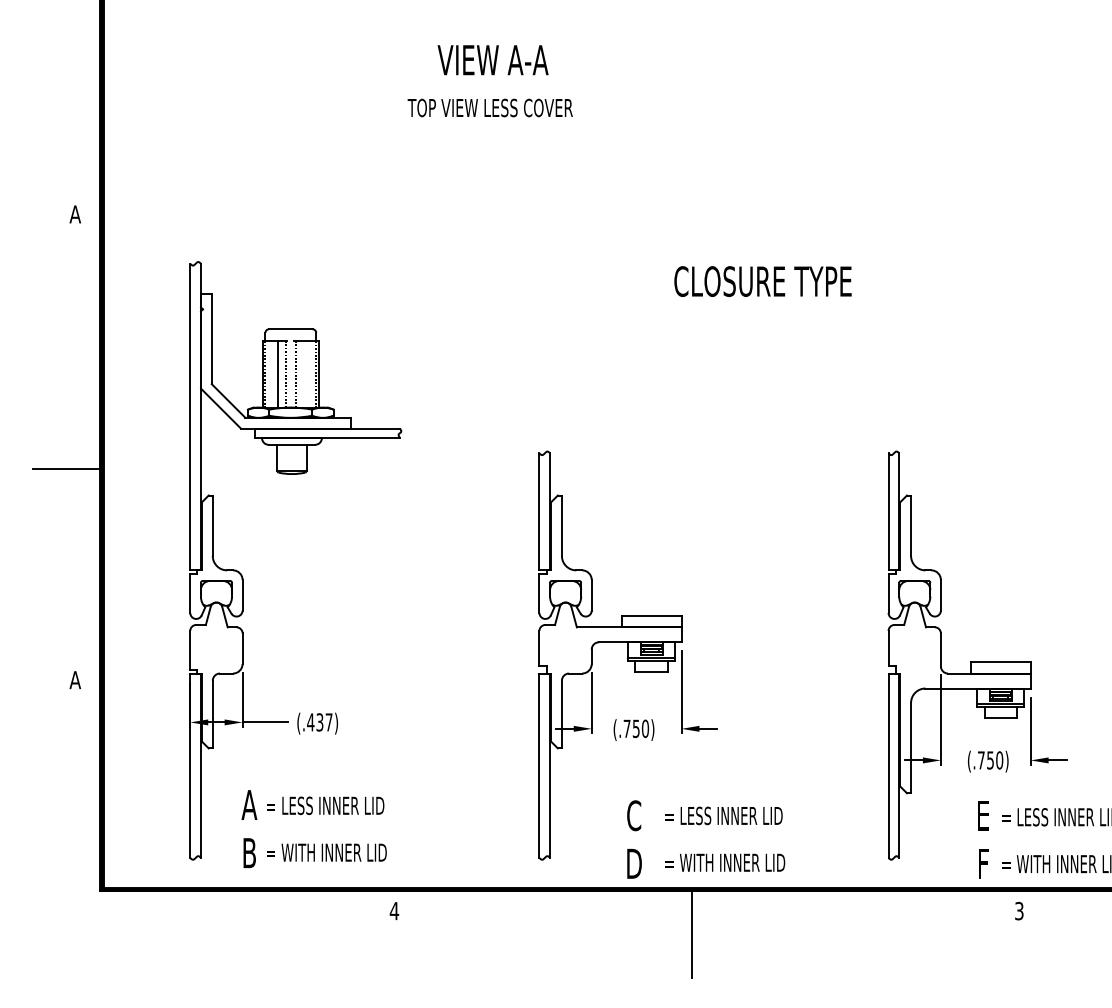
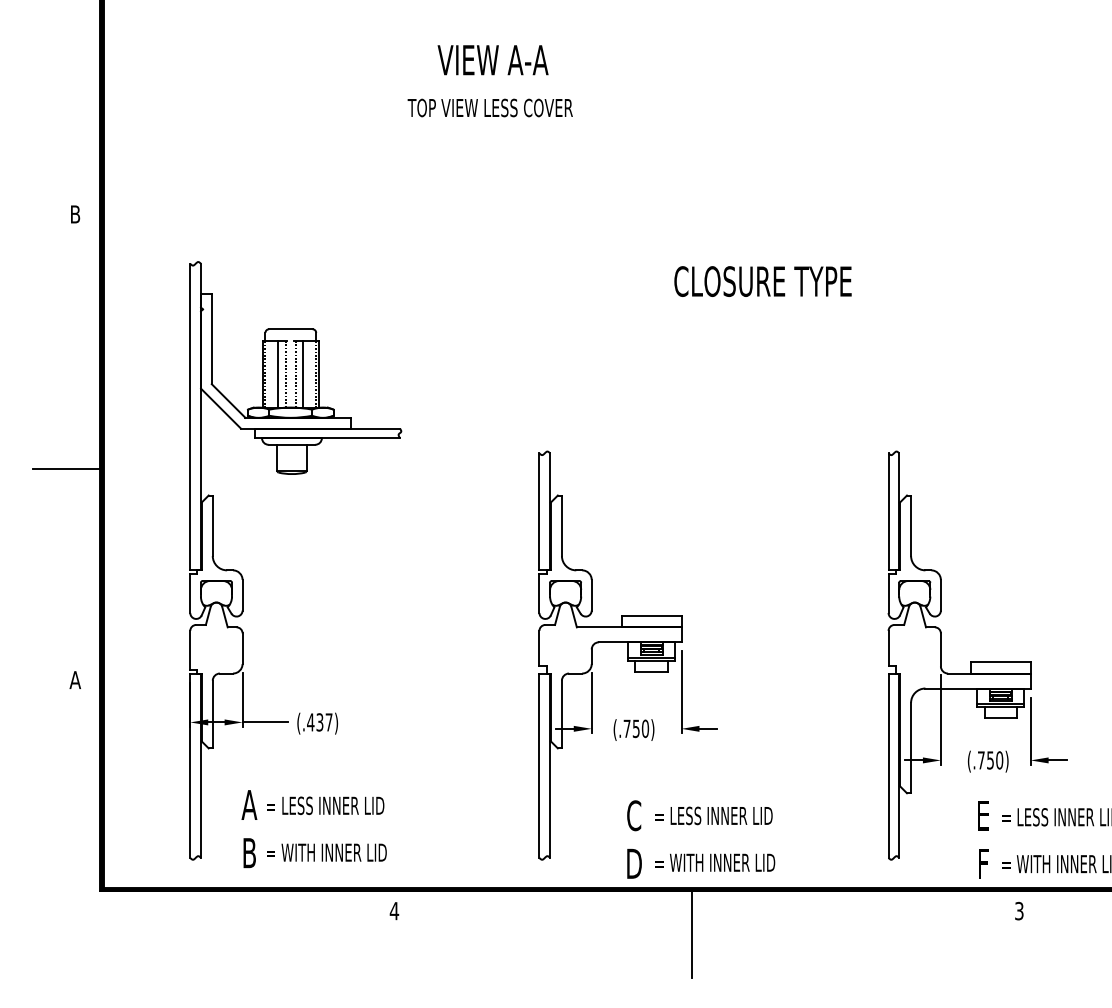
text: A -> B (74, 214)
line: none -> present (303, 374)
text position: (725, 838) -> (715, 838) (715, 838)
